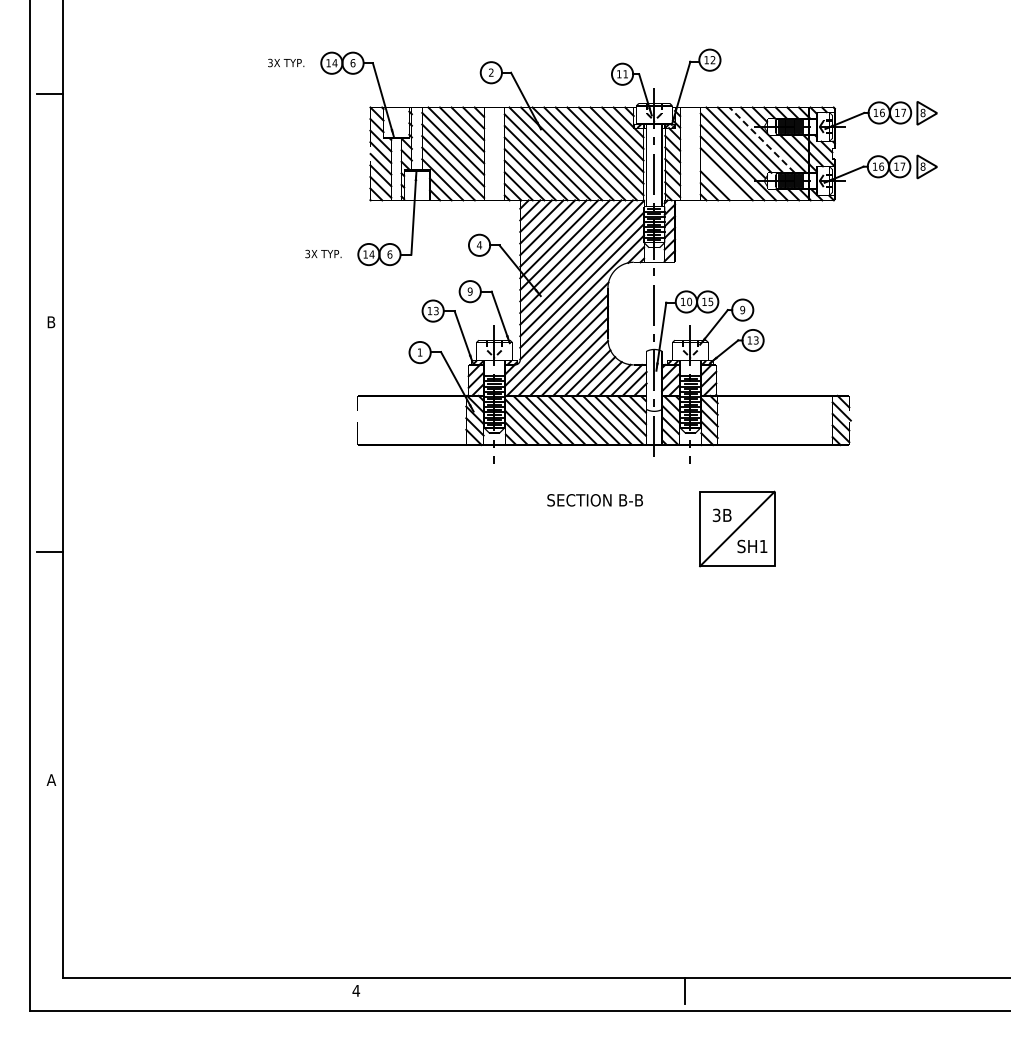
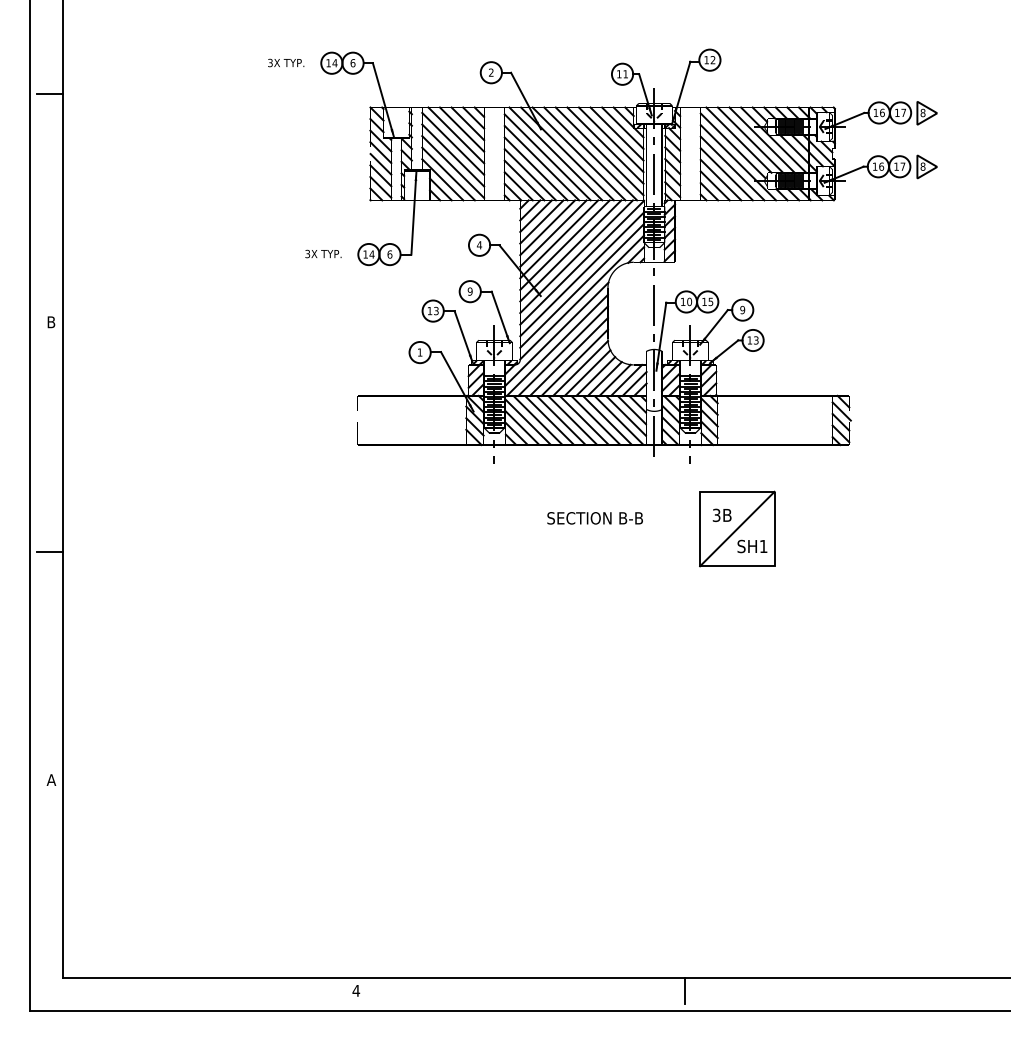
line: dashed -> solid (761, 139)
line: none -> present (720, 179)
text position: (594, 500) -> (594, 518) (594, 518)
